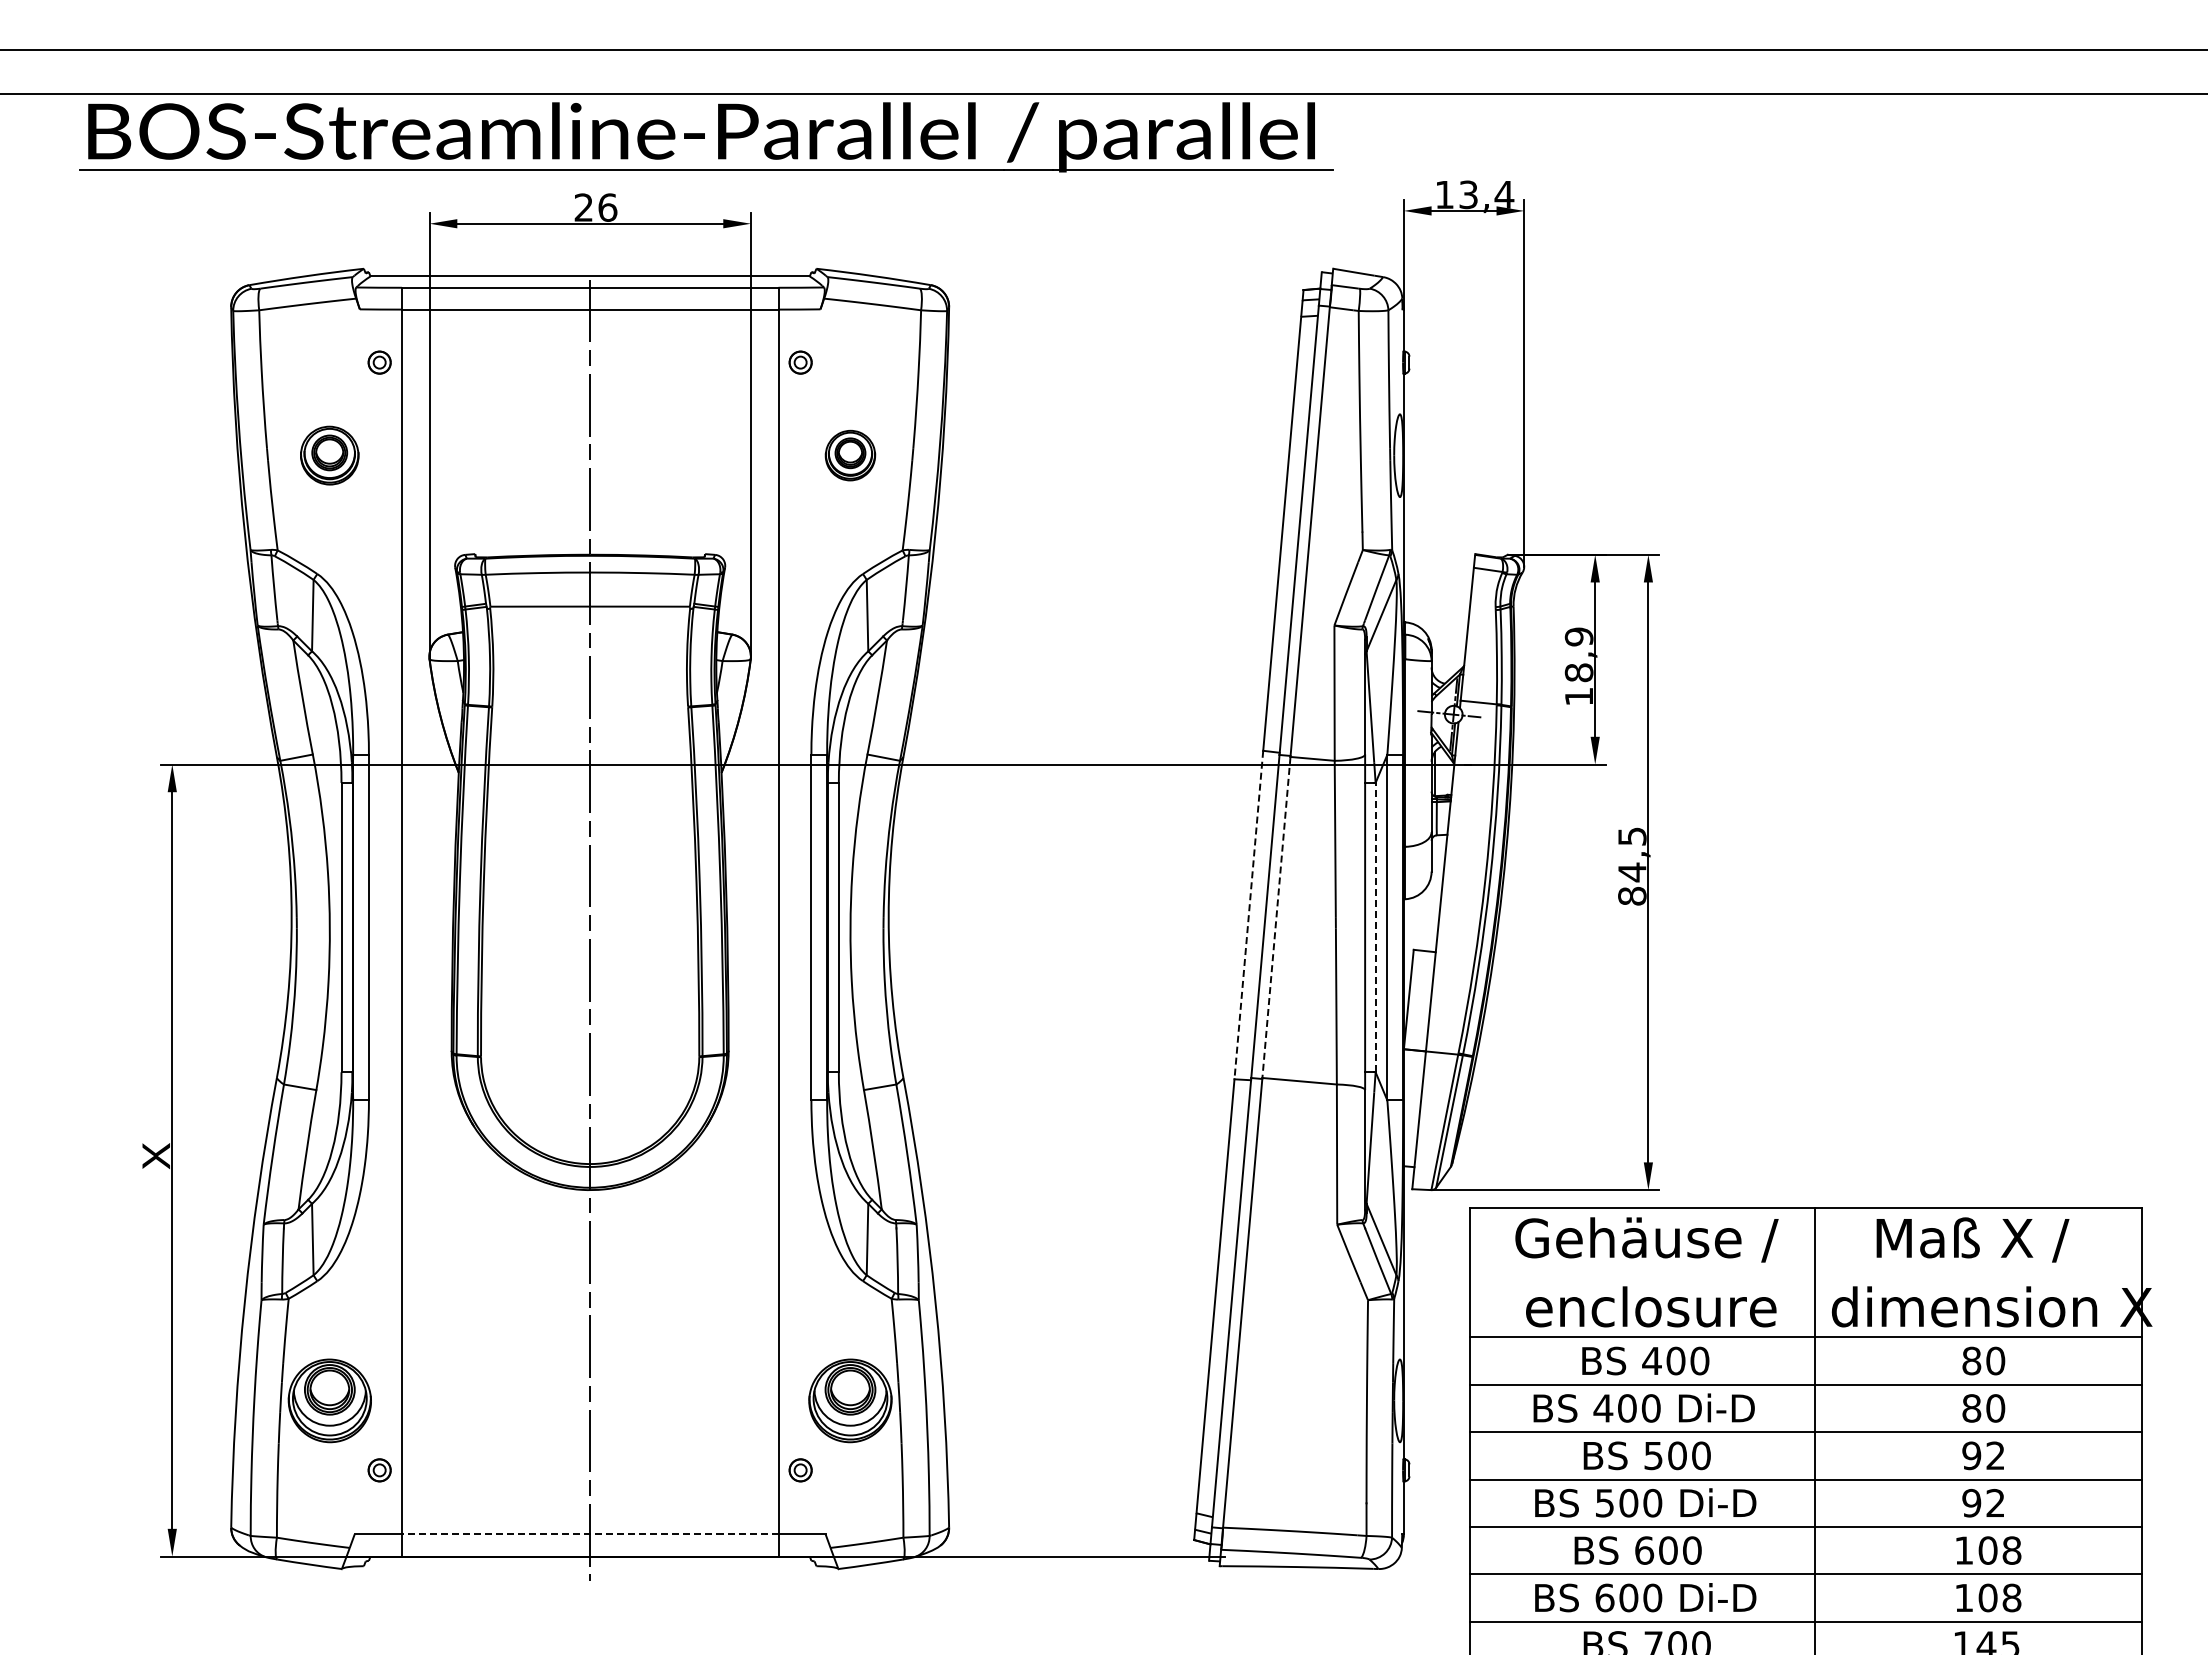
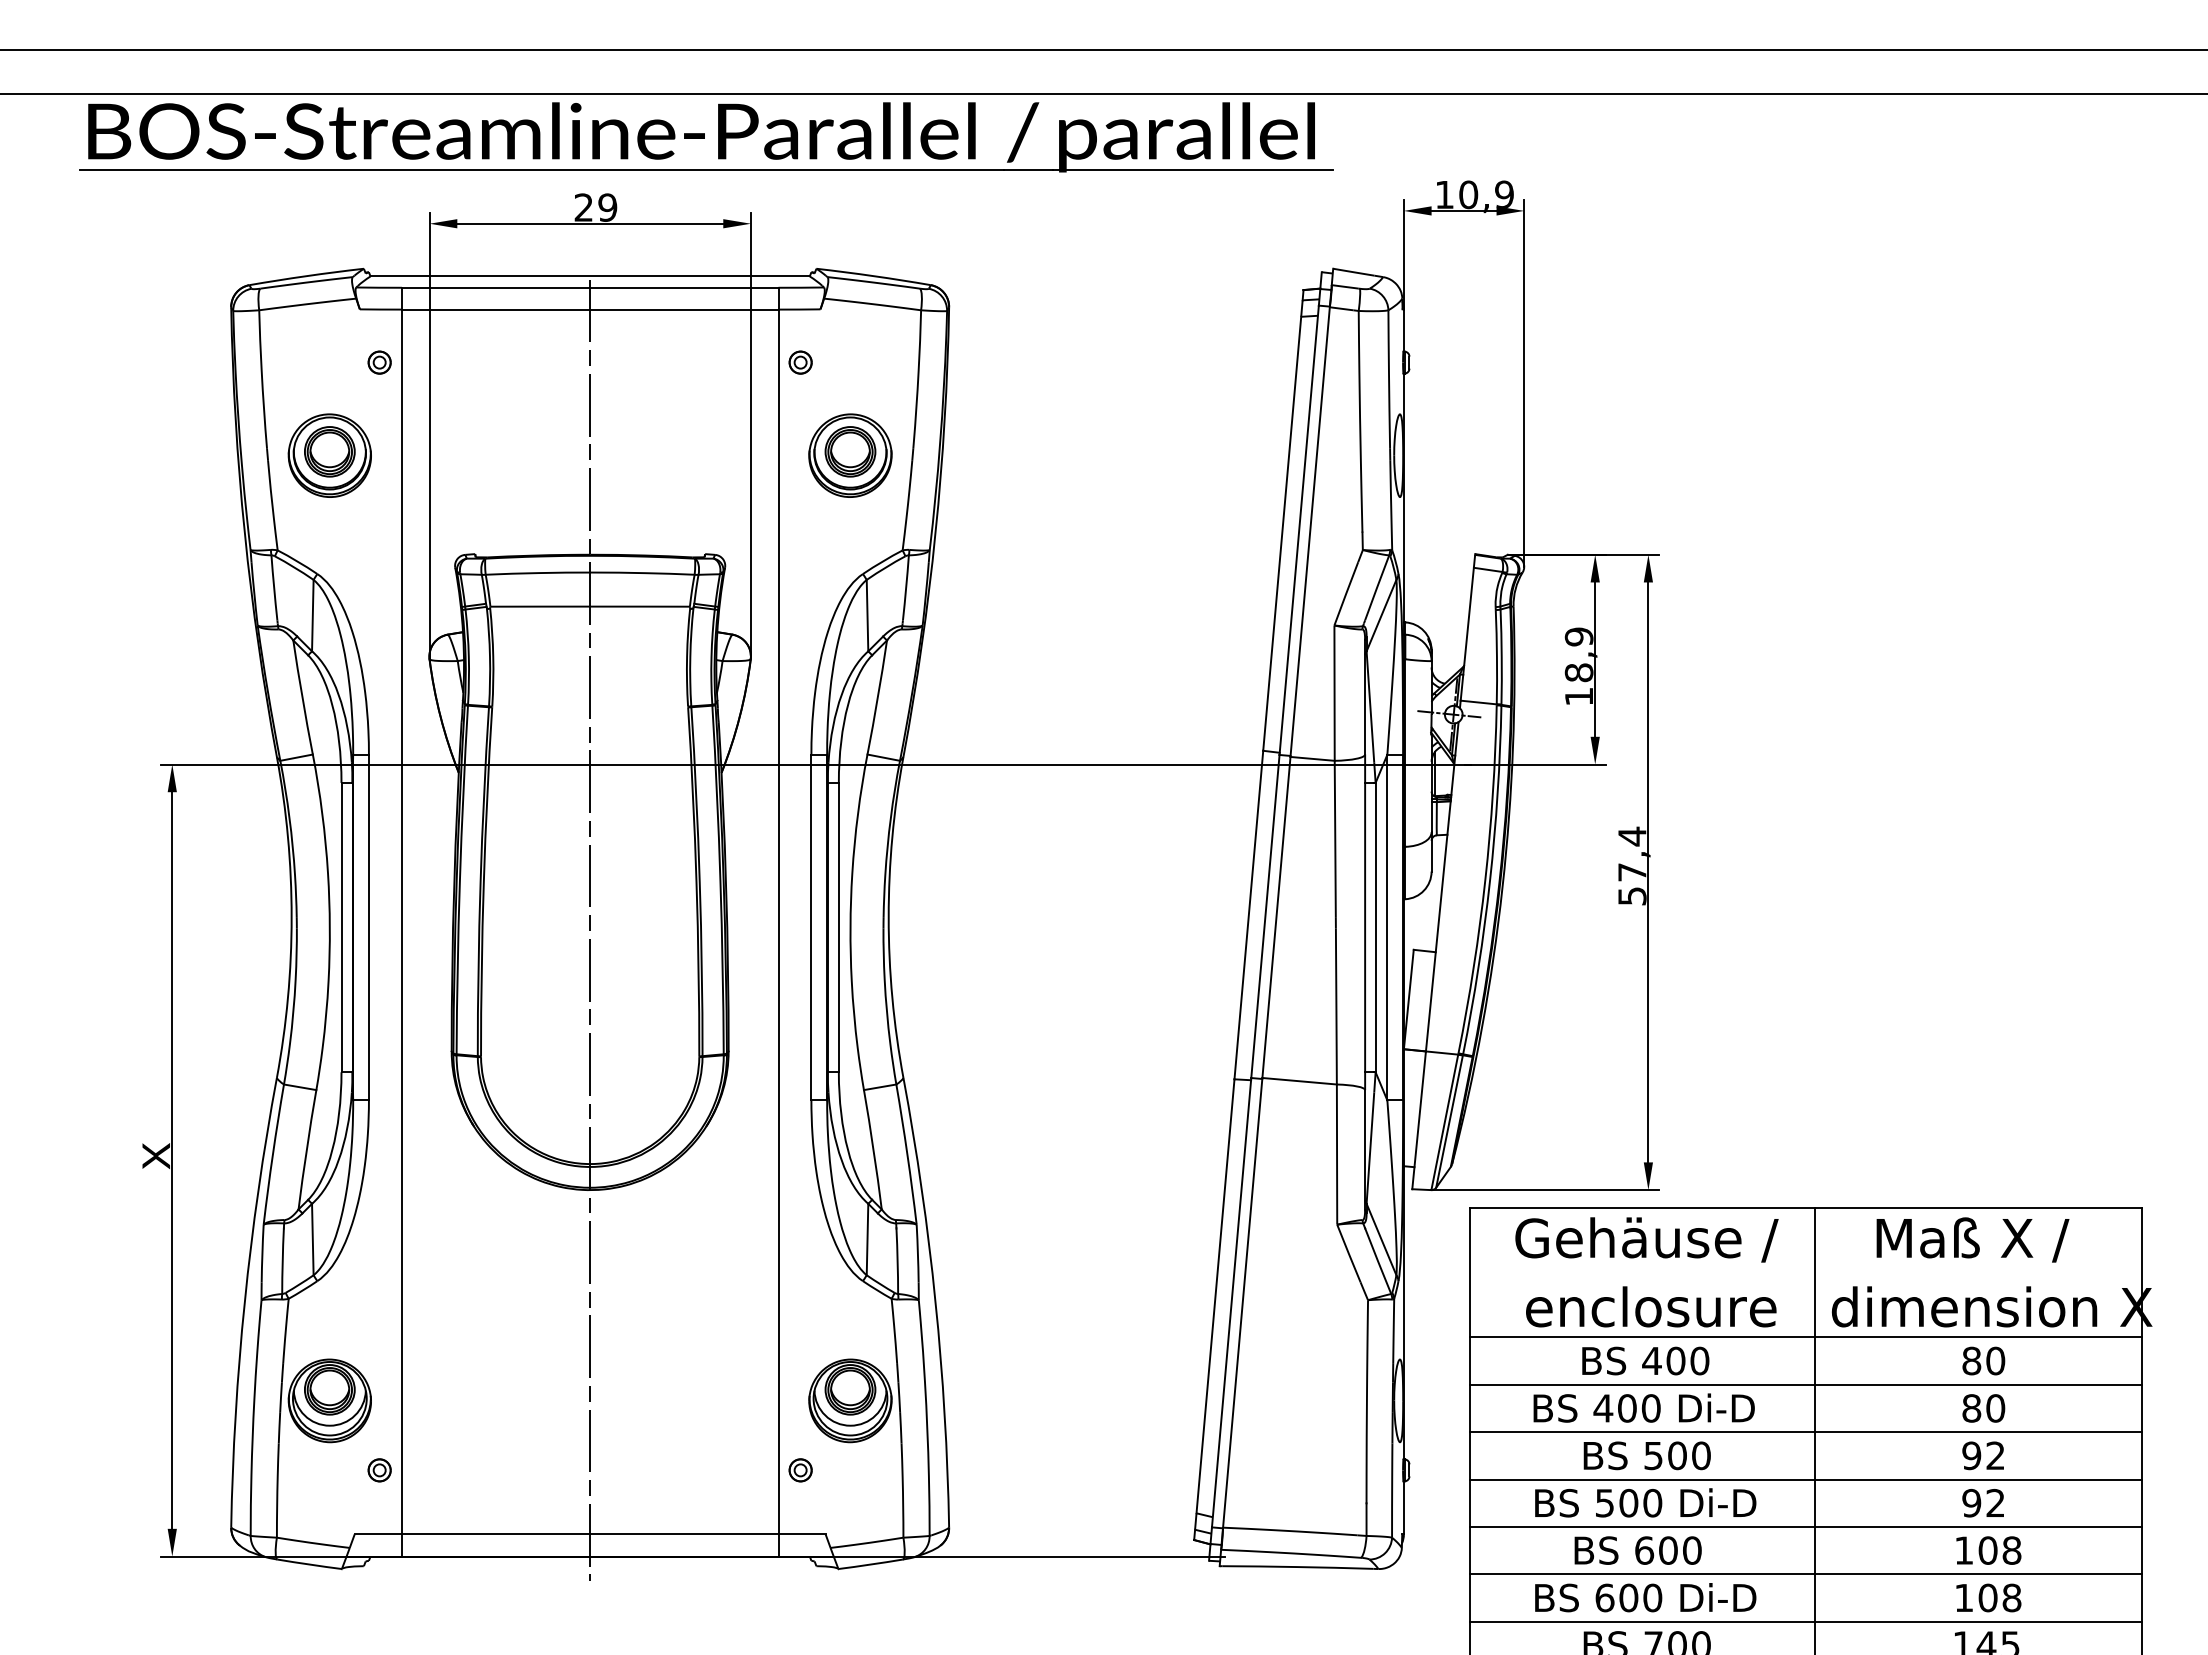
text: 13,4 -> 10,9 (1486, 194)
text: 26 -> 29 (607, 207)
part size: 60x61 px -> 85x85 px (329, 455)
part size: 53x53 px -> 85x85 px (850, 455)
text: 84,5 -> 57,4 (1632, 865)
line: dashed -> solid (1248, 915)
line: dashed -> solid (1276, 917)
line: dashed -> solid (1375, 927)
line: dashed -> solid (589, 1534)
